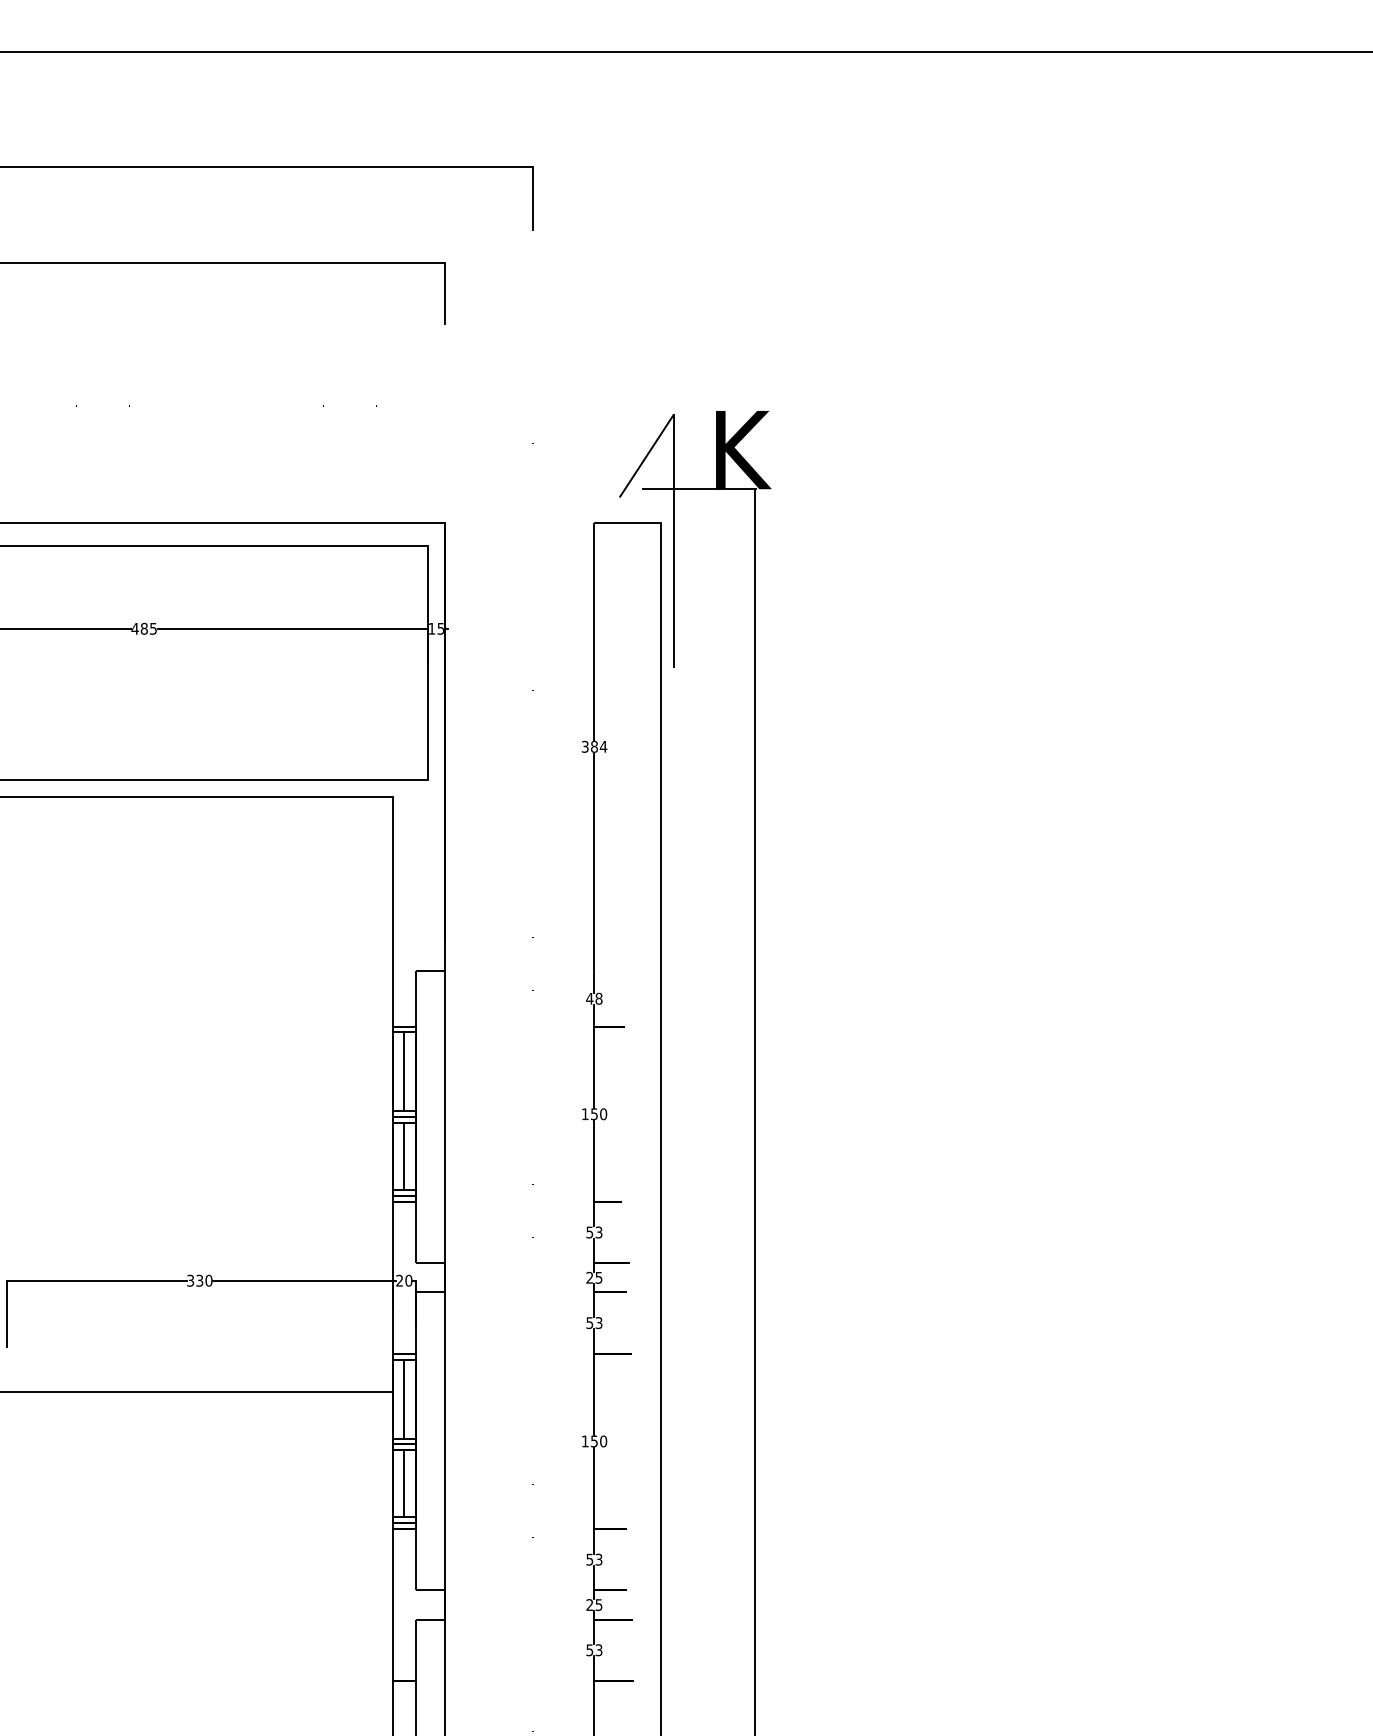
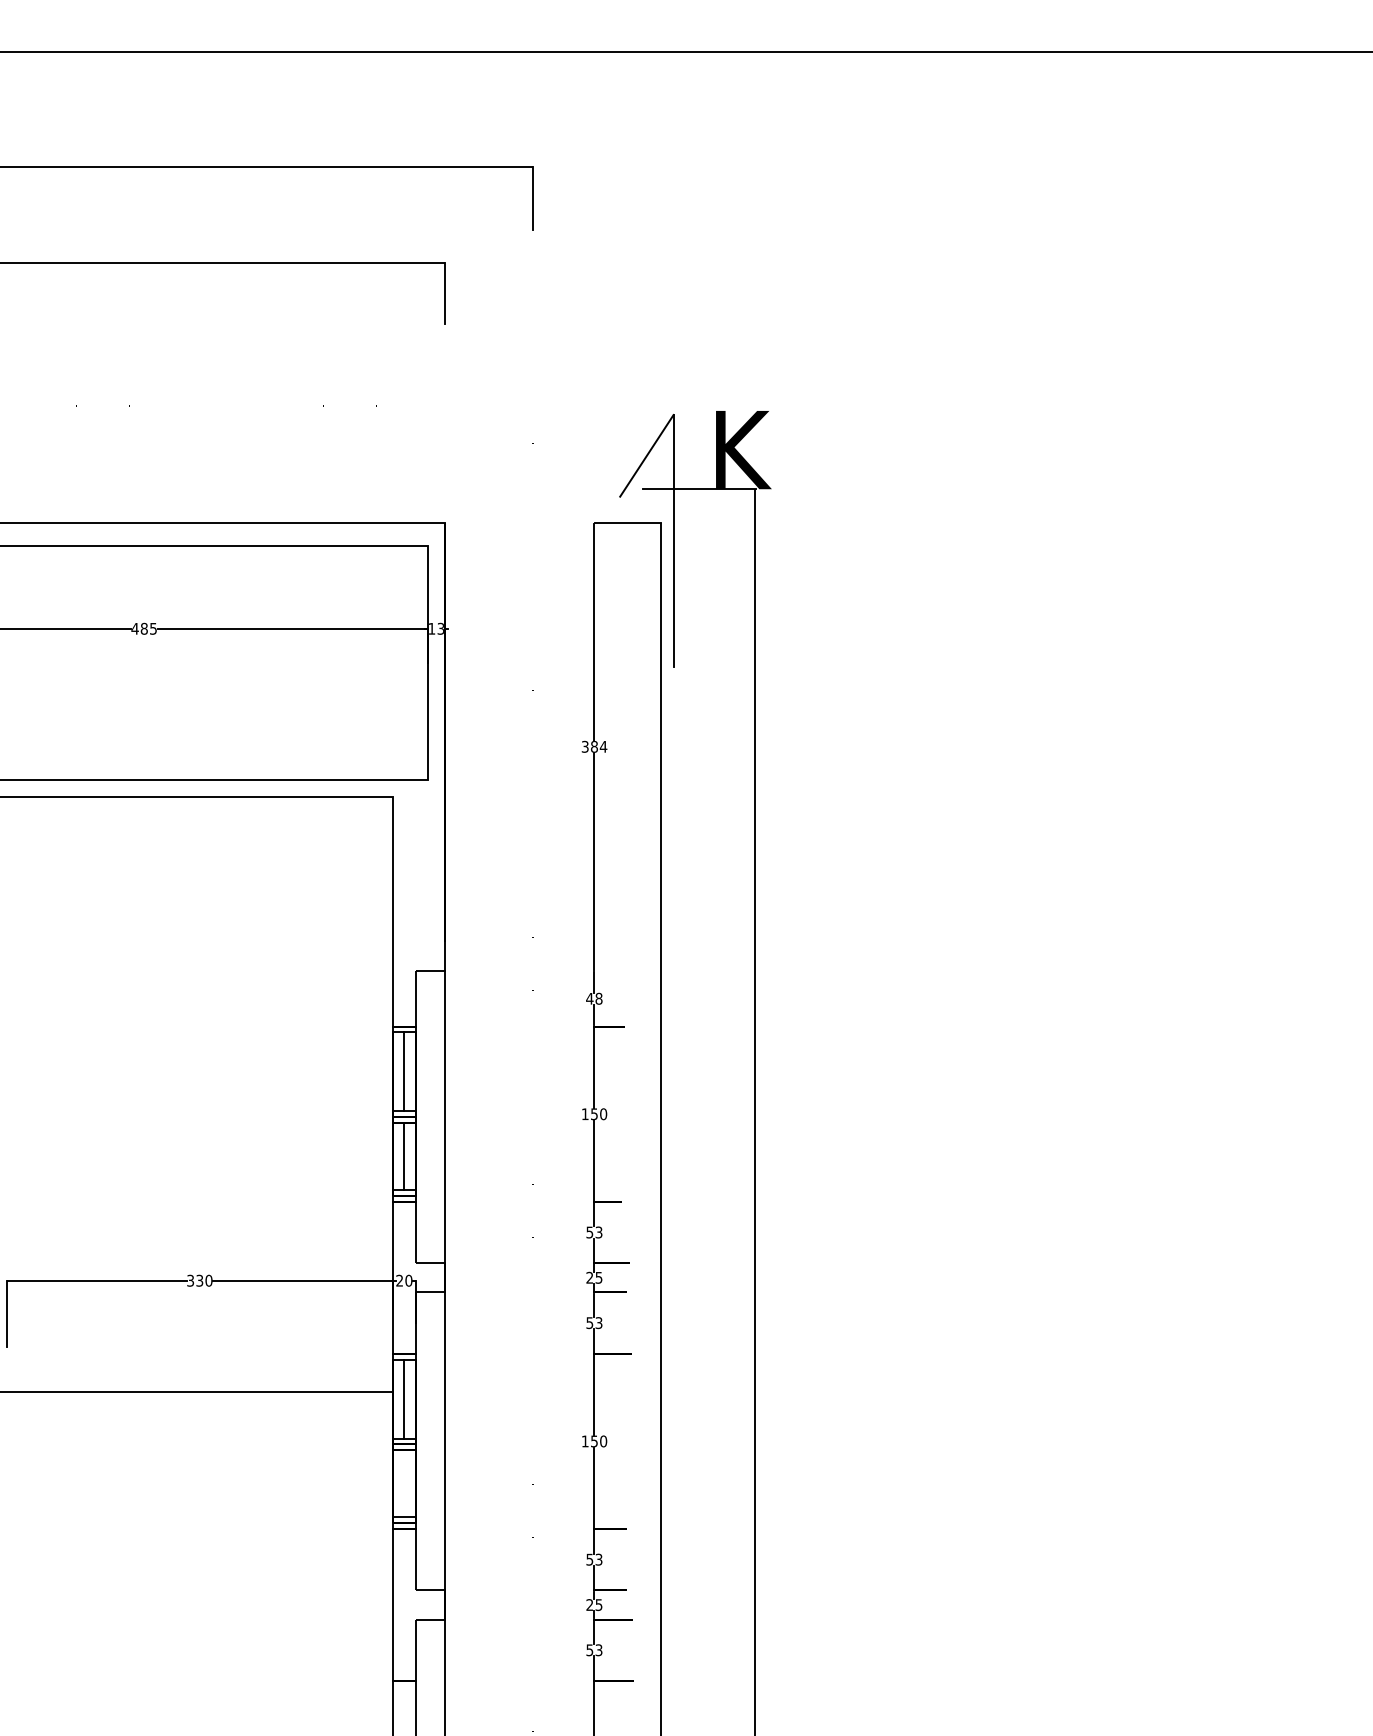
text: 15 -> 13 (440, 627)
line: present -> none (404, 1483)
